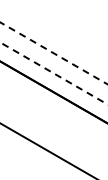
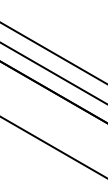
line: dashed -> solid (53, 53)
line: dashed -> solid (54, 73)
line position: (47, 150) -> (53, 146) (53, 146)
